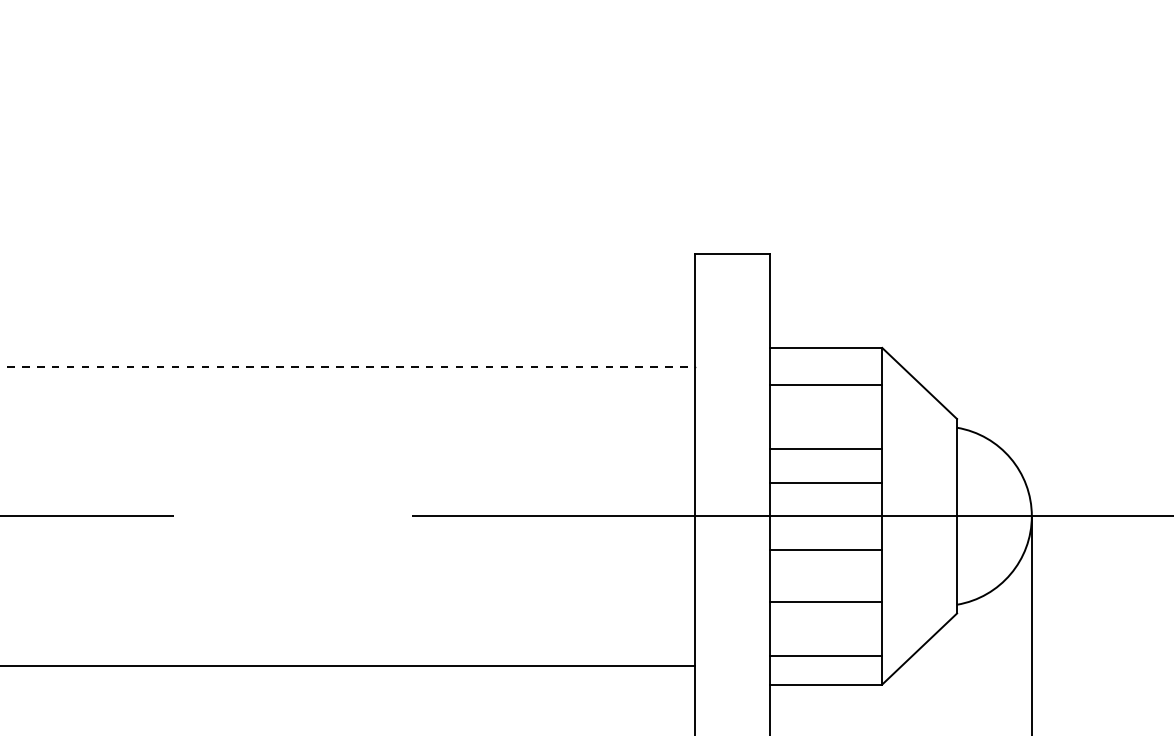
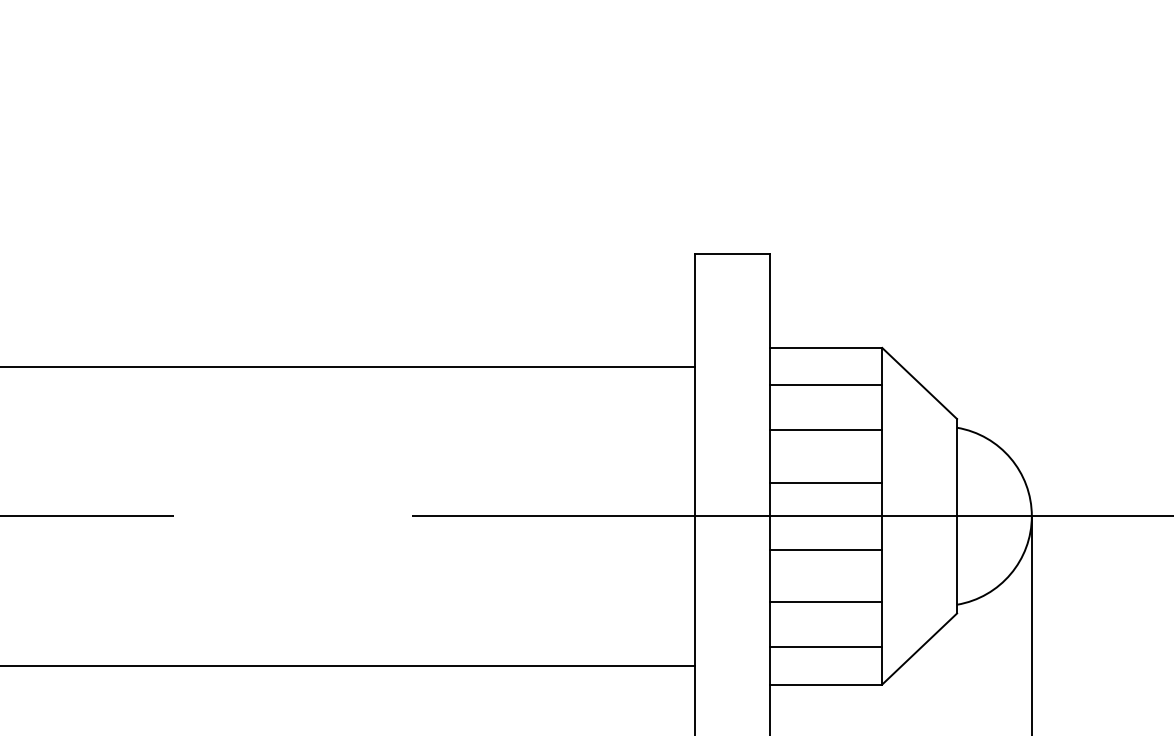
line: dashed -> solid (348, 366)
line position: (826, 449) -> (826, 430) (826, 430)
line position: (826, 656) -> (826, 647) (826, 647)
